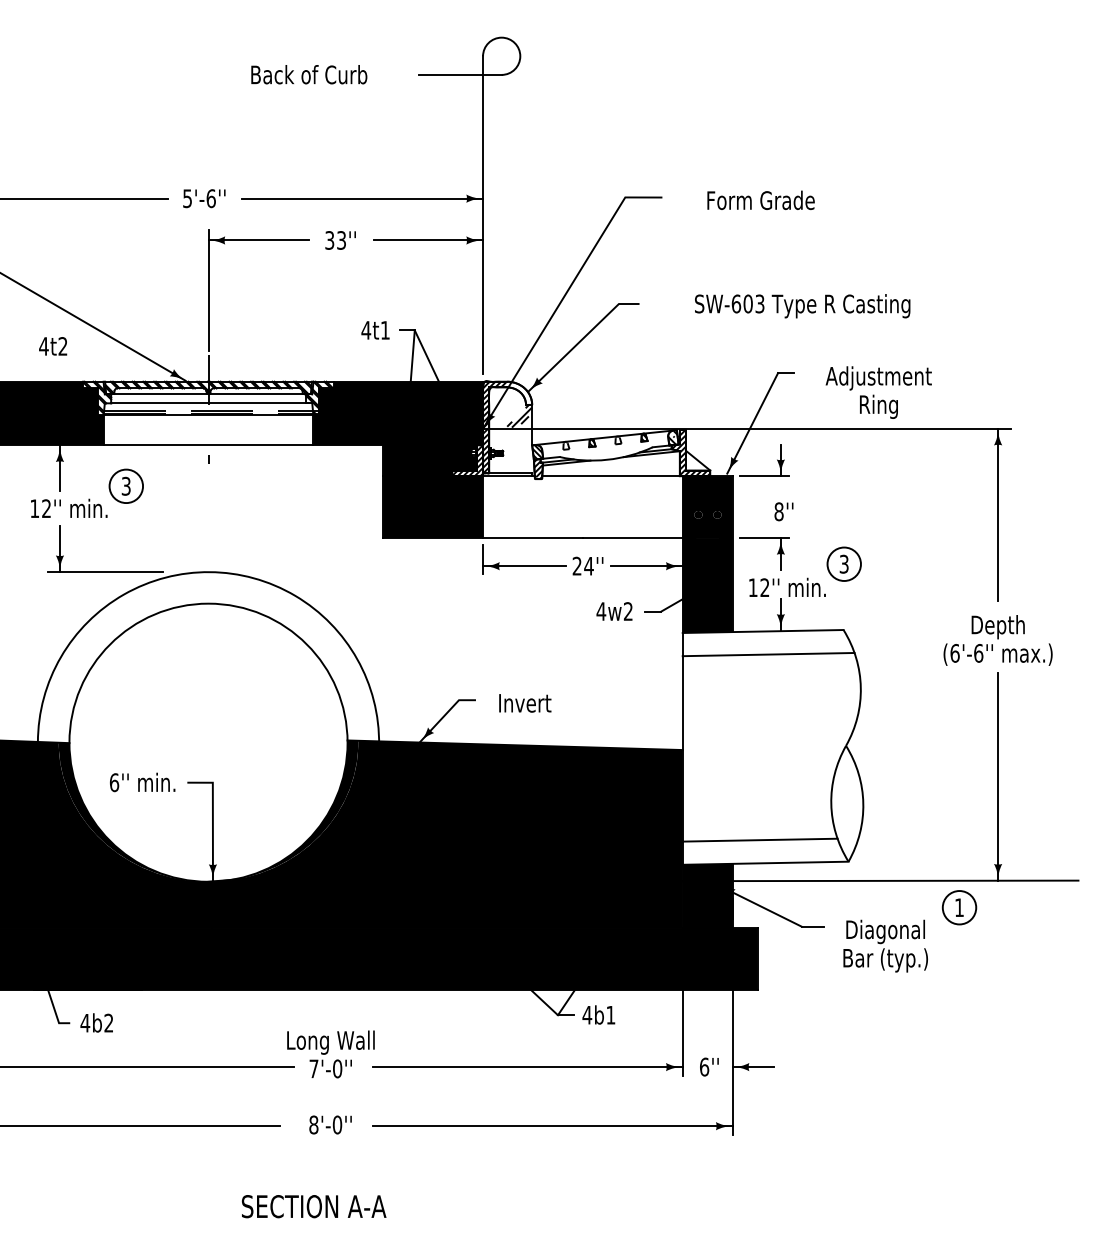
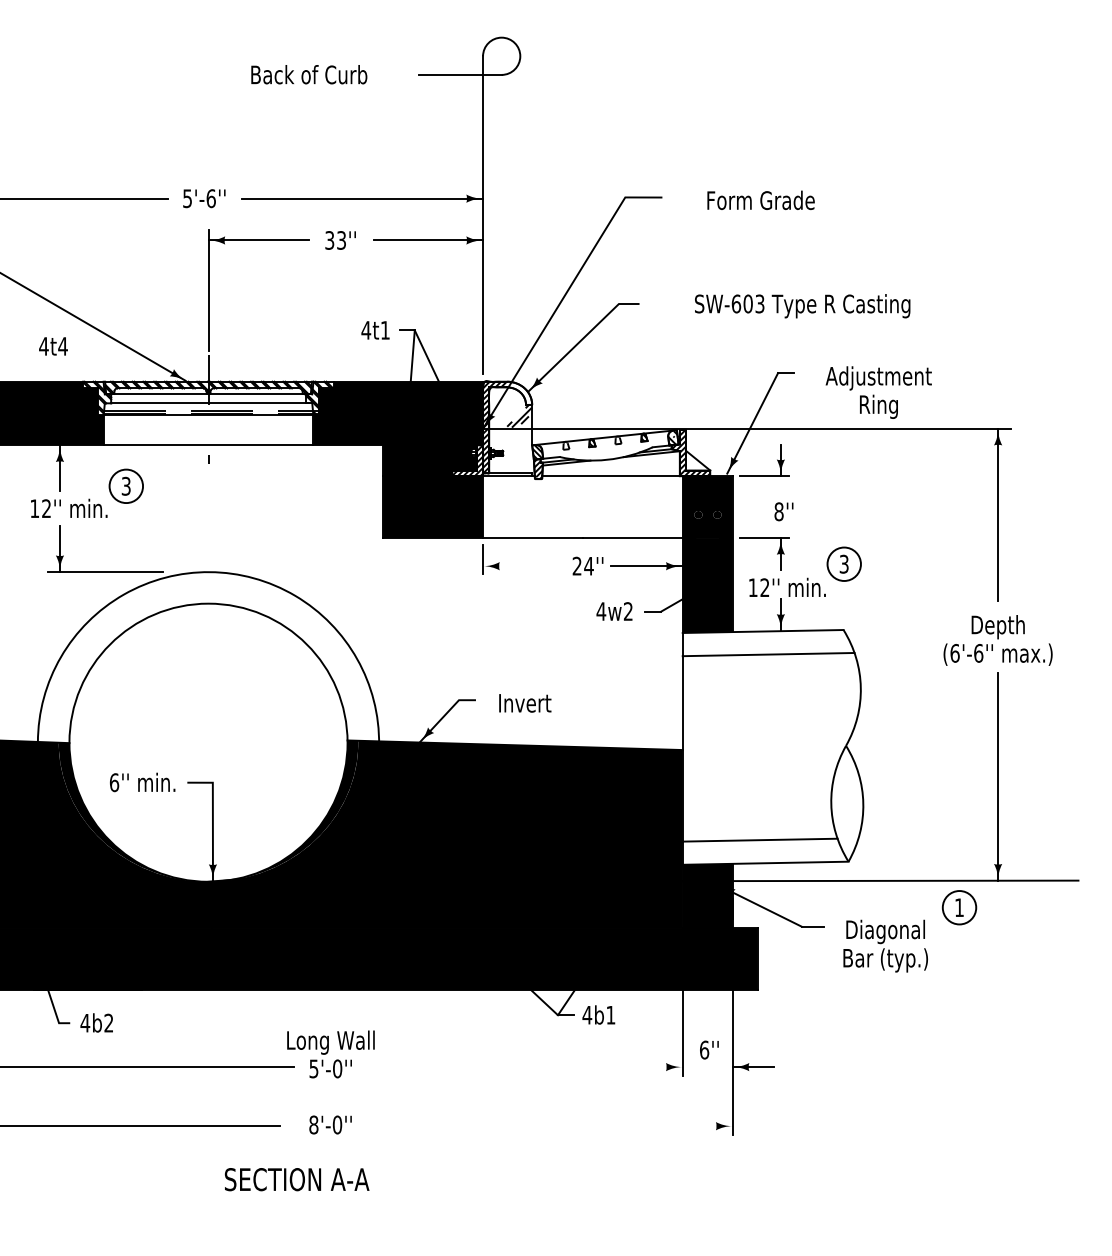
text: 4t2 -> 4t4 (62, 346)
line: present -> none (524, 566)
text position: (709, 1066) -> (709, 1049) (709, 1049)
line: present -> none (527, 1067)
text: 7'-0'' -> 5'-0'' (313, 1068)
line: present -> none (552, 1126)
text position: (313, 1206) -> (296, 1179) (296, 1179)
